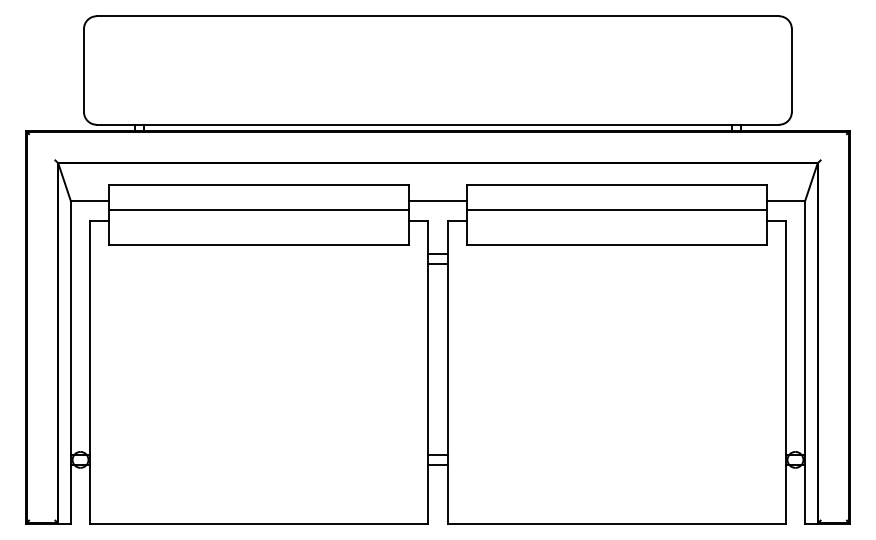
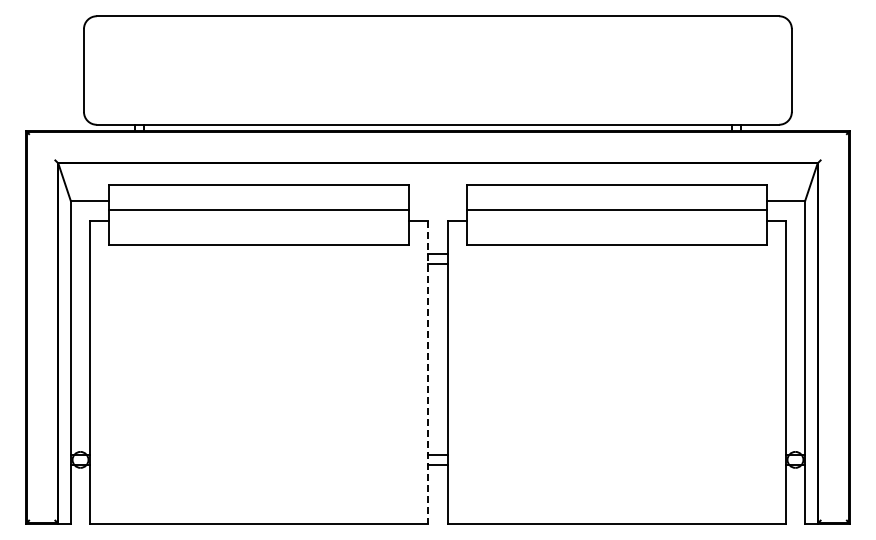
line: present -> none (437, 201)
line: solid -> dashed (428, 372)
